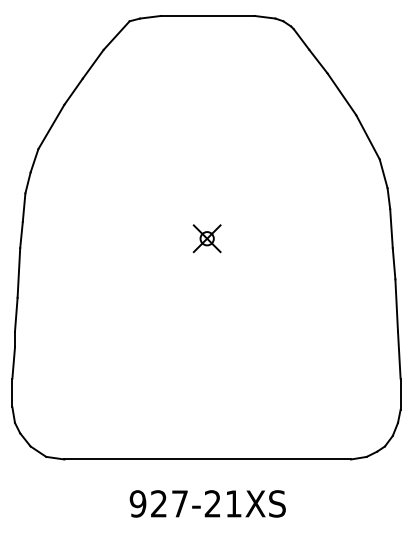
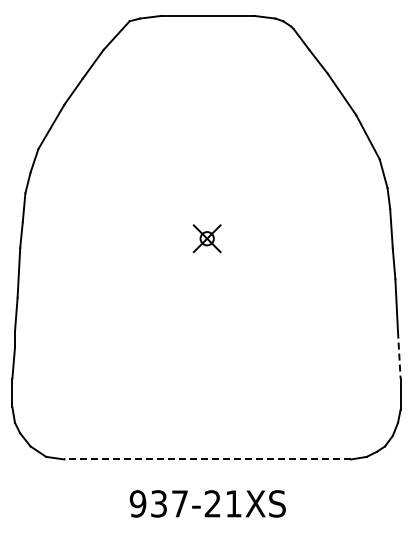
line: solid -> dashed (399, 355)
line: solid -> dashed (207, 459)
text: 927-21XS -> 937-21XS (158, 503)
